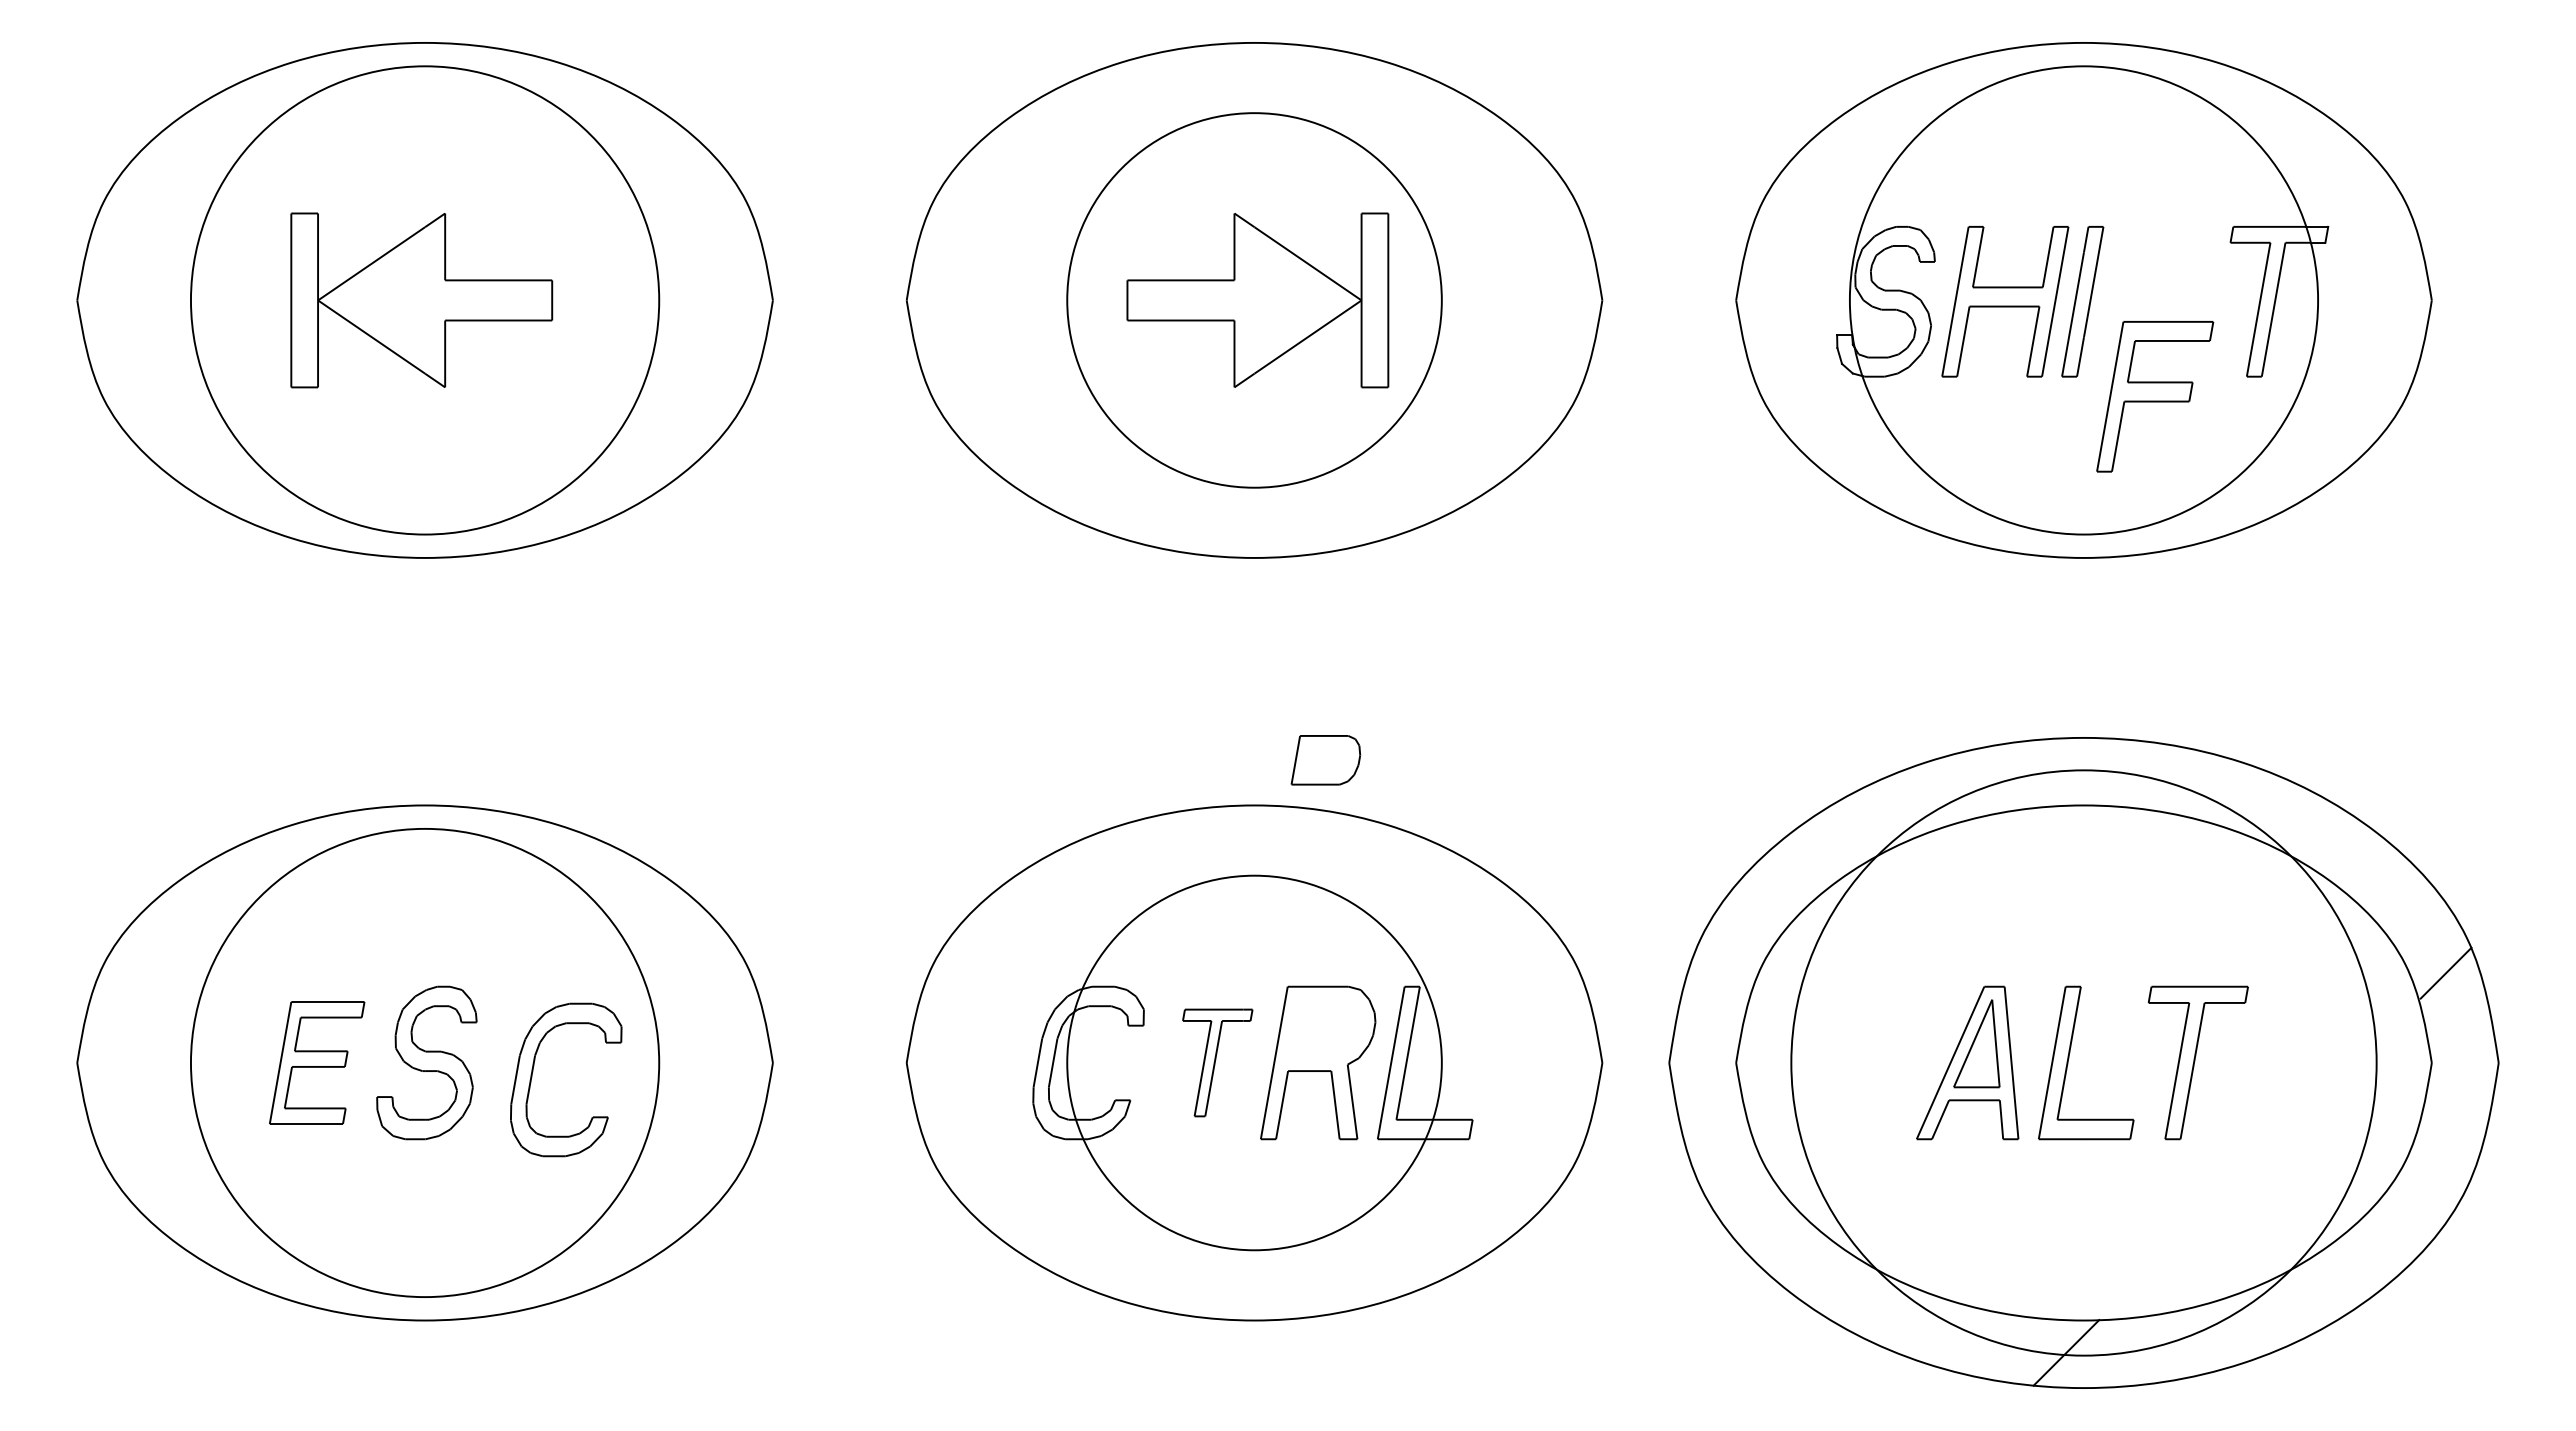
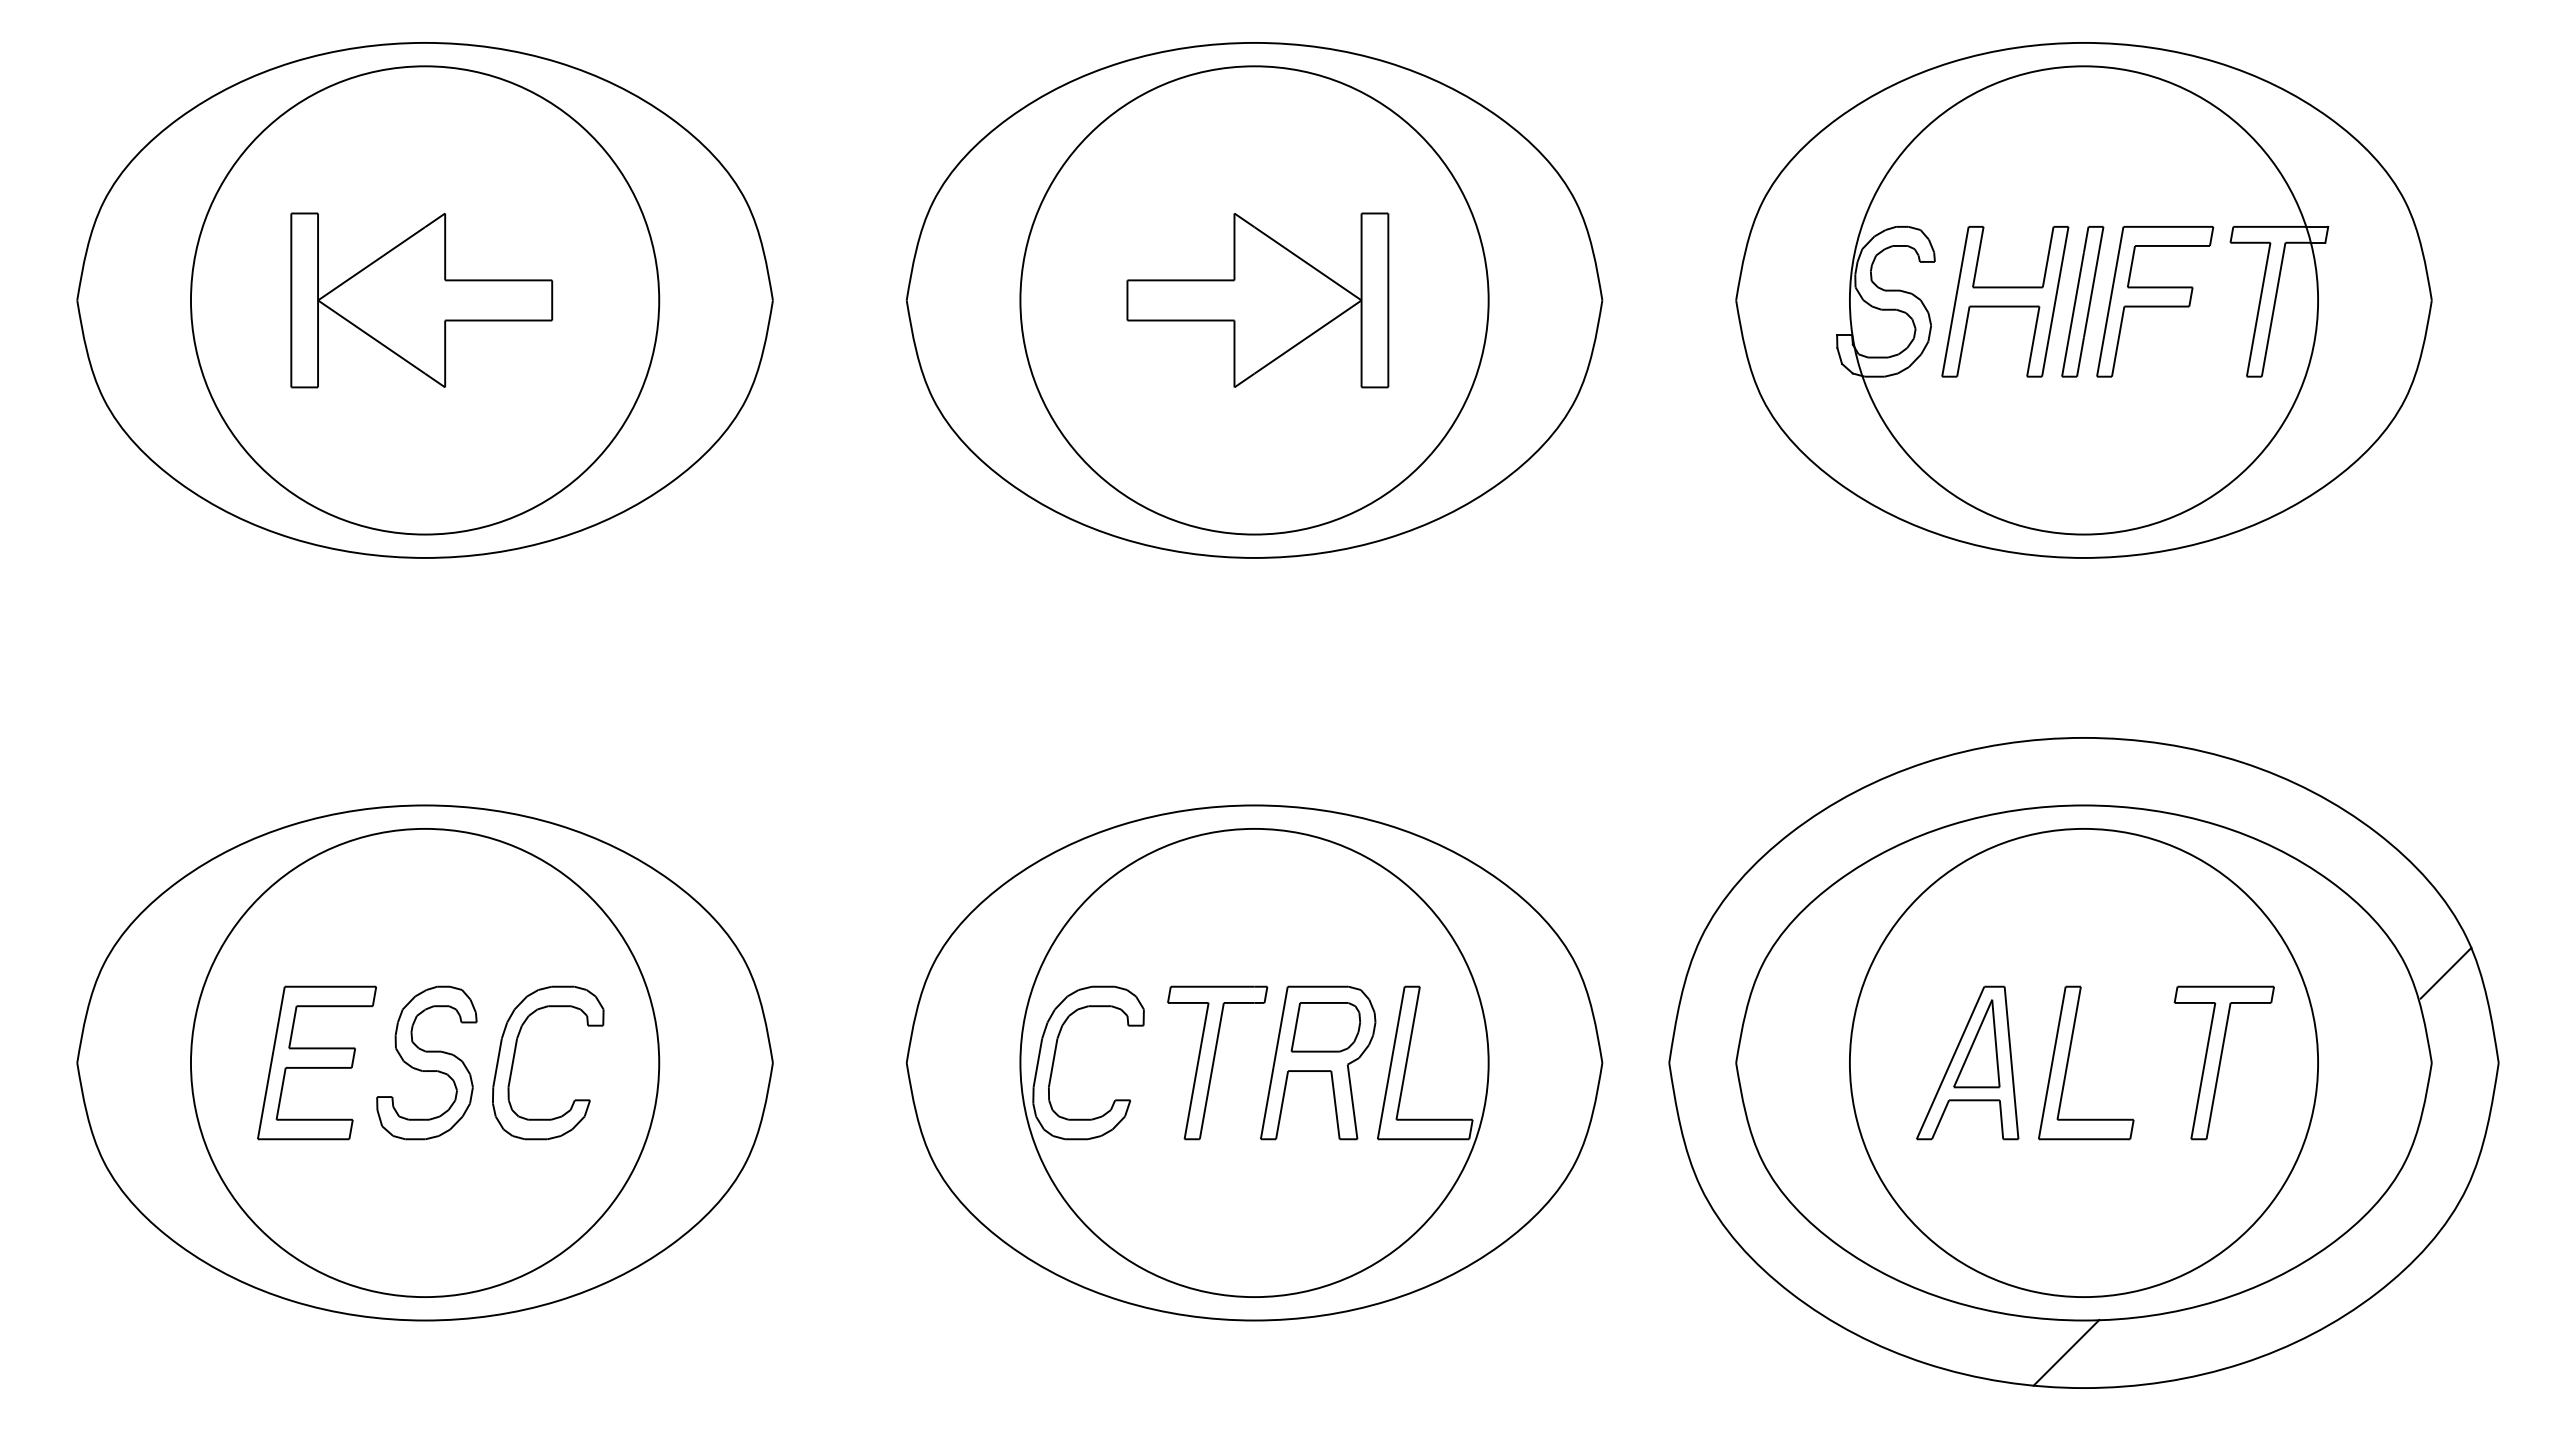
circle diameter: 375 px -> 468 px (1254, 300)
part position: (2155, 396) -> (2155, 301) (2155, 301)
part position: (1325, 760) -> (1325, 1027) (1325, 1027)
part size: 97x124 px -> 121x156 px (317, 1062)
part size: 72x110 px -> 102x156 px (1217, 1062)
circle diameter: 375 px -> 468 px (1254, 1062)
circle diameter: 585 px -> 468 px (2083, 1062)
part position: (2197, 1062) -> (2223, 1062) (2223, 1062)
part position: (533, 1071) -> (515, 1054) (515, 1054)
